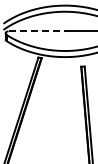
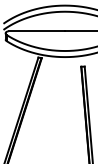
line: dashed -> solid (37, 31)
